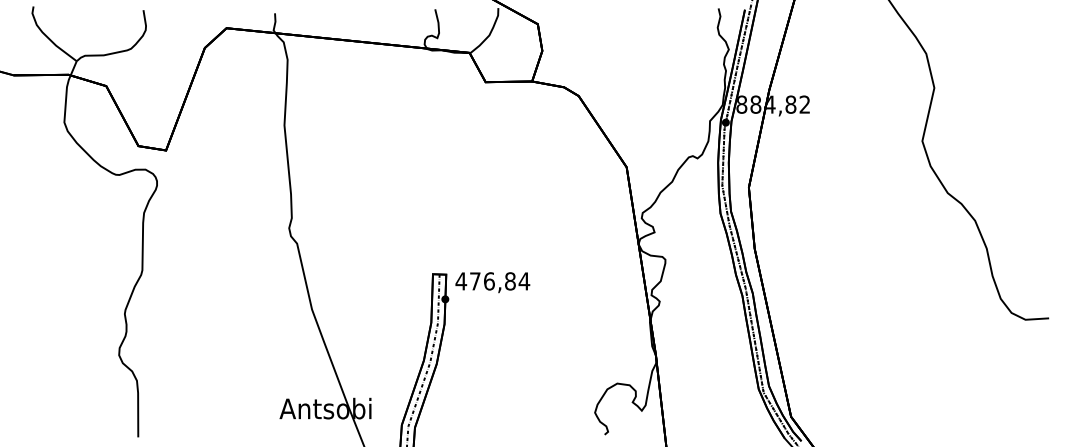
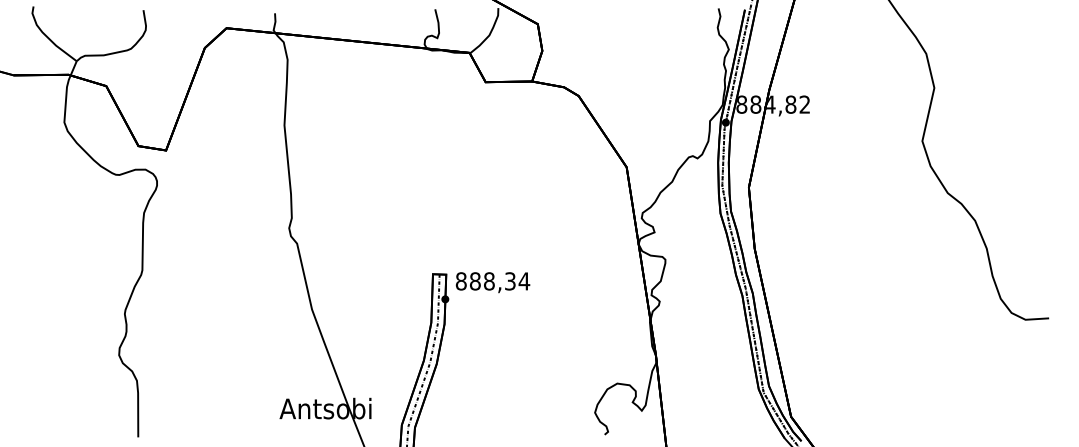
text: 476,84 -> 888,34 (485, 281)
